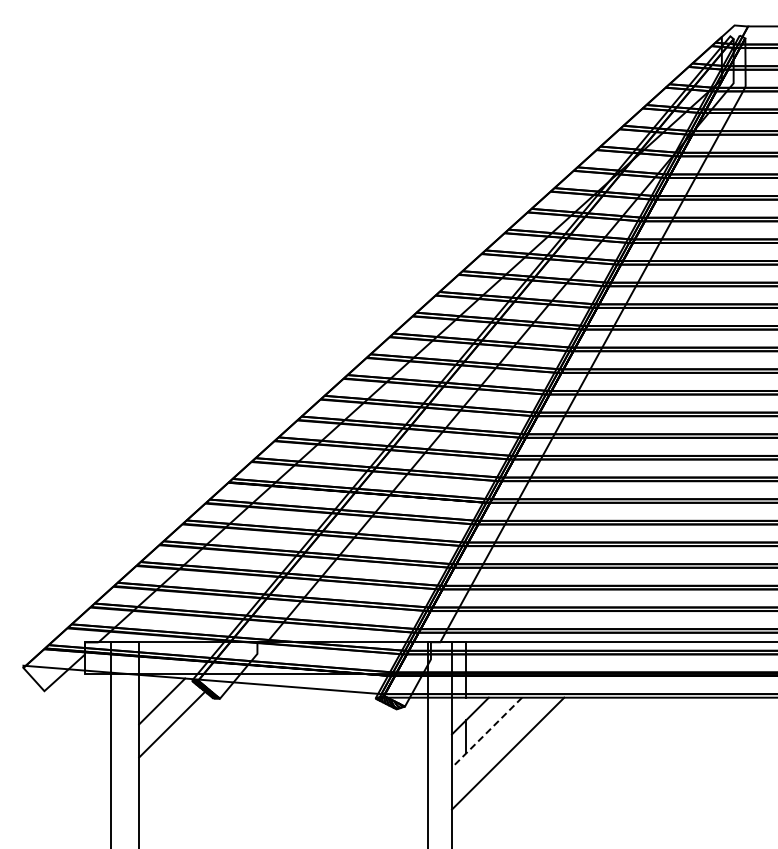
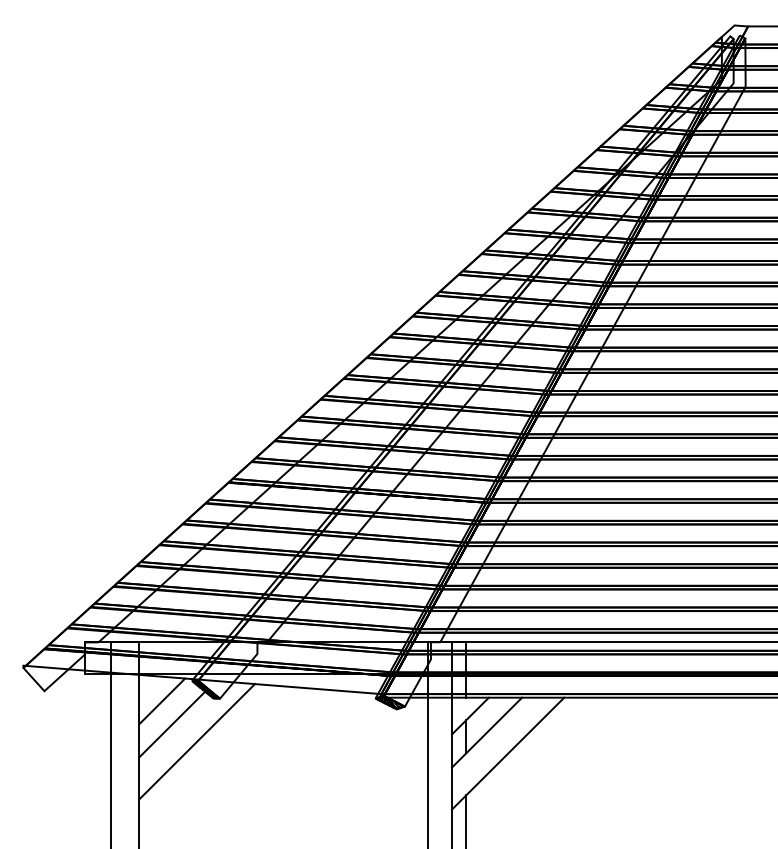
line: dashed -> solid (487, 732)
line: none -> present (197, 741)
line: none -> present (466, 820)
